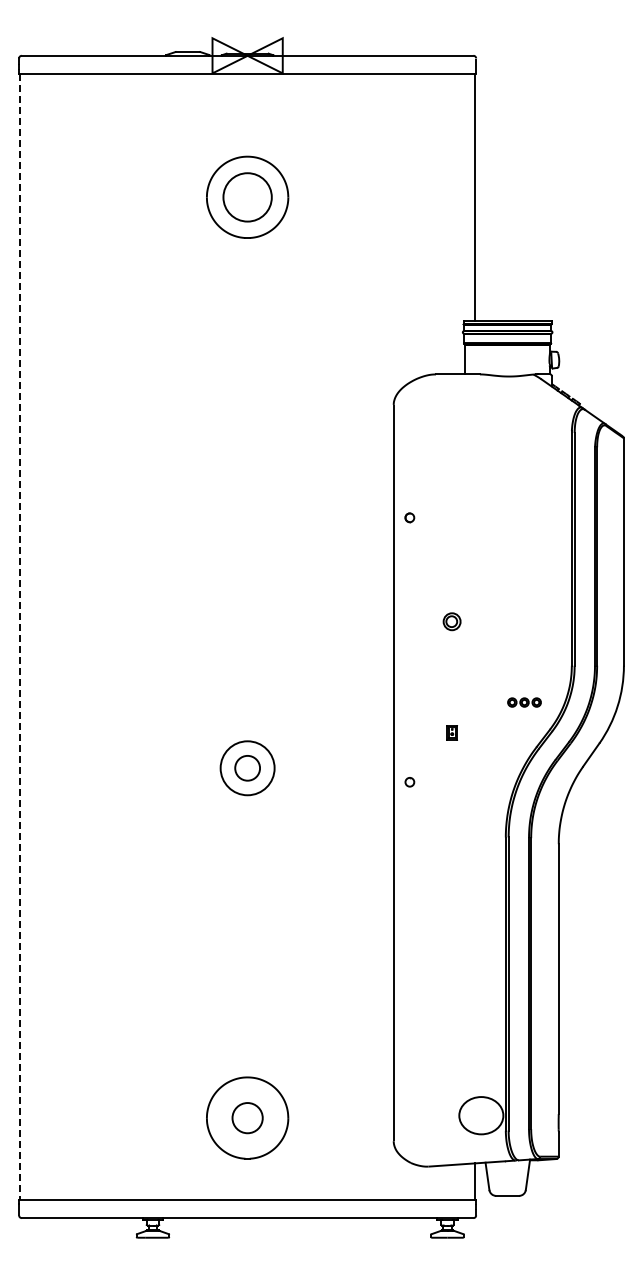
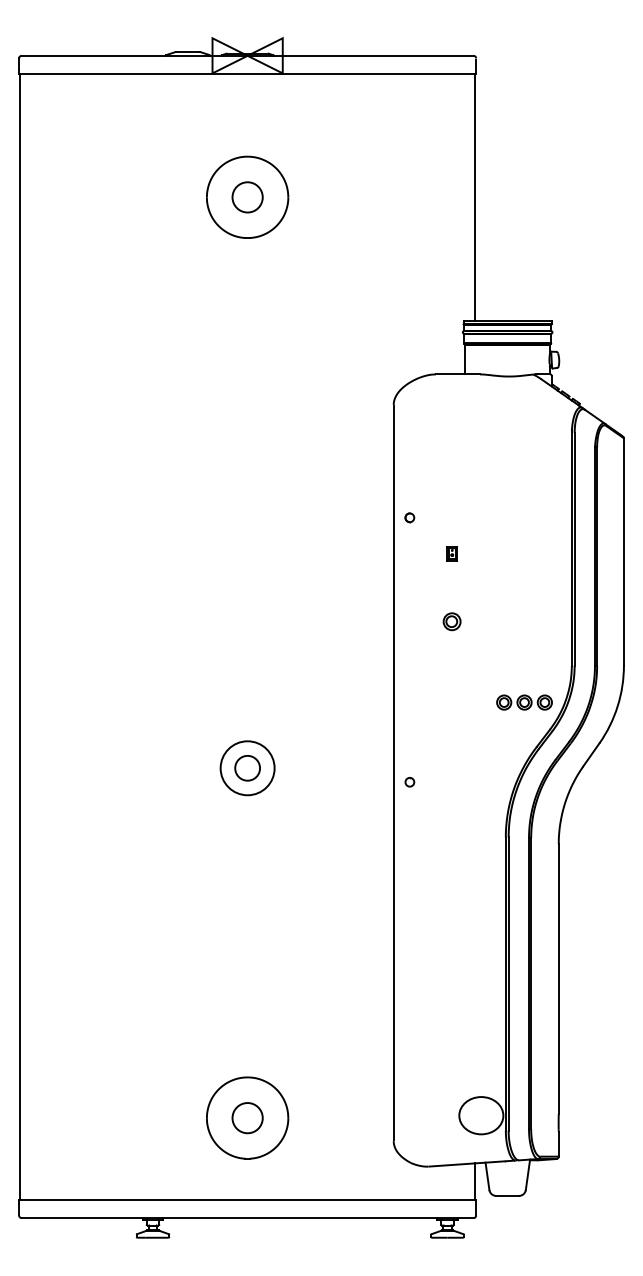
circle diameter: 48 px -> 30 px (247, 197)
line: dashed -> solid (20, 637)
part size: 35x11 px -> 57x17 px (524, 702)
part position: (451, 732) -> (451, 553) (451, 553)
